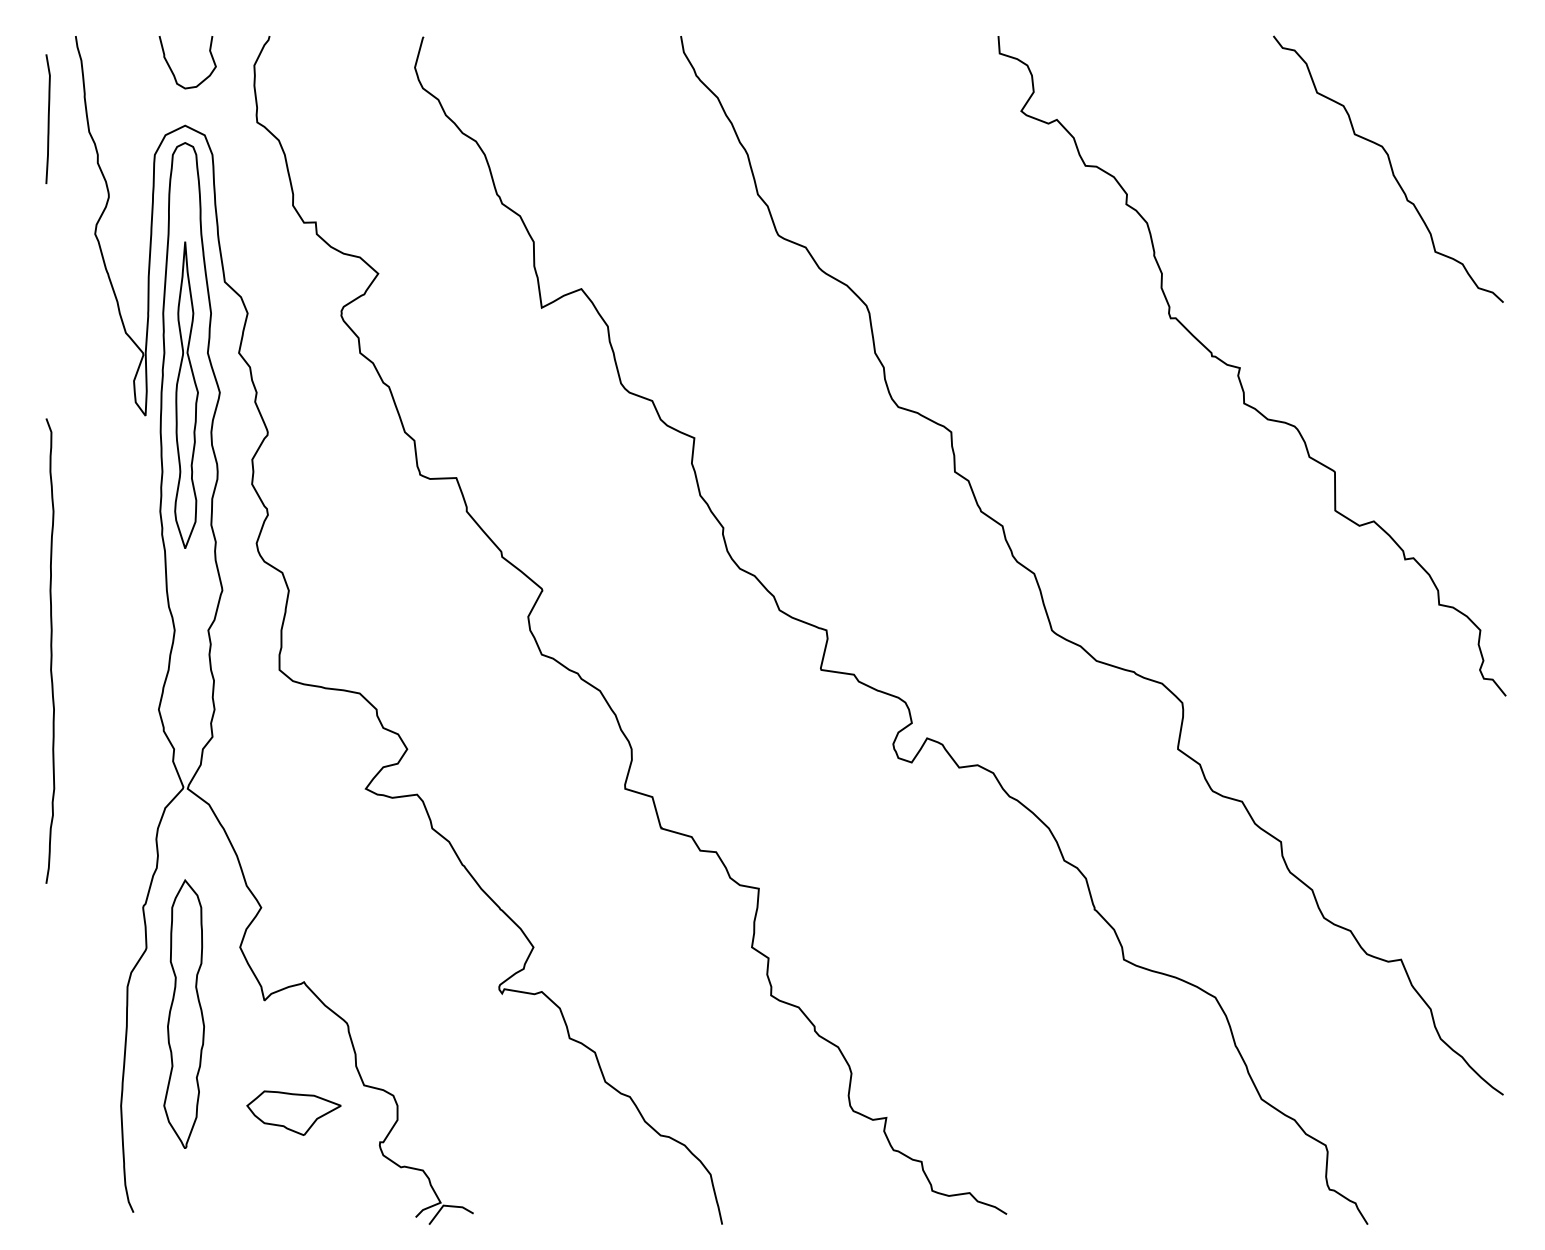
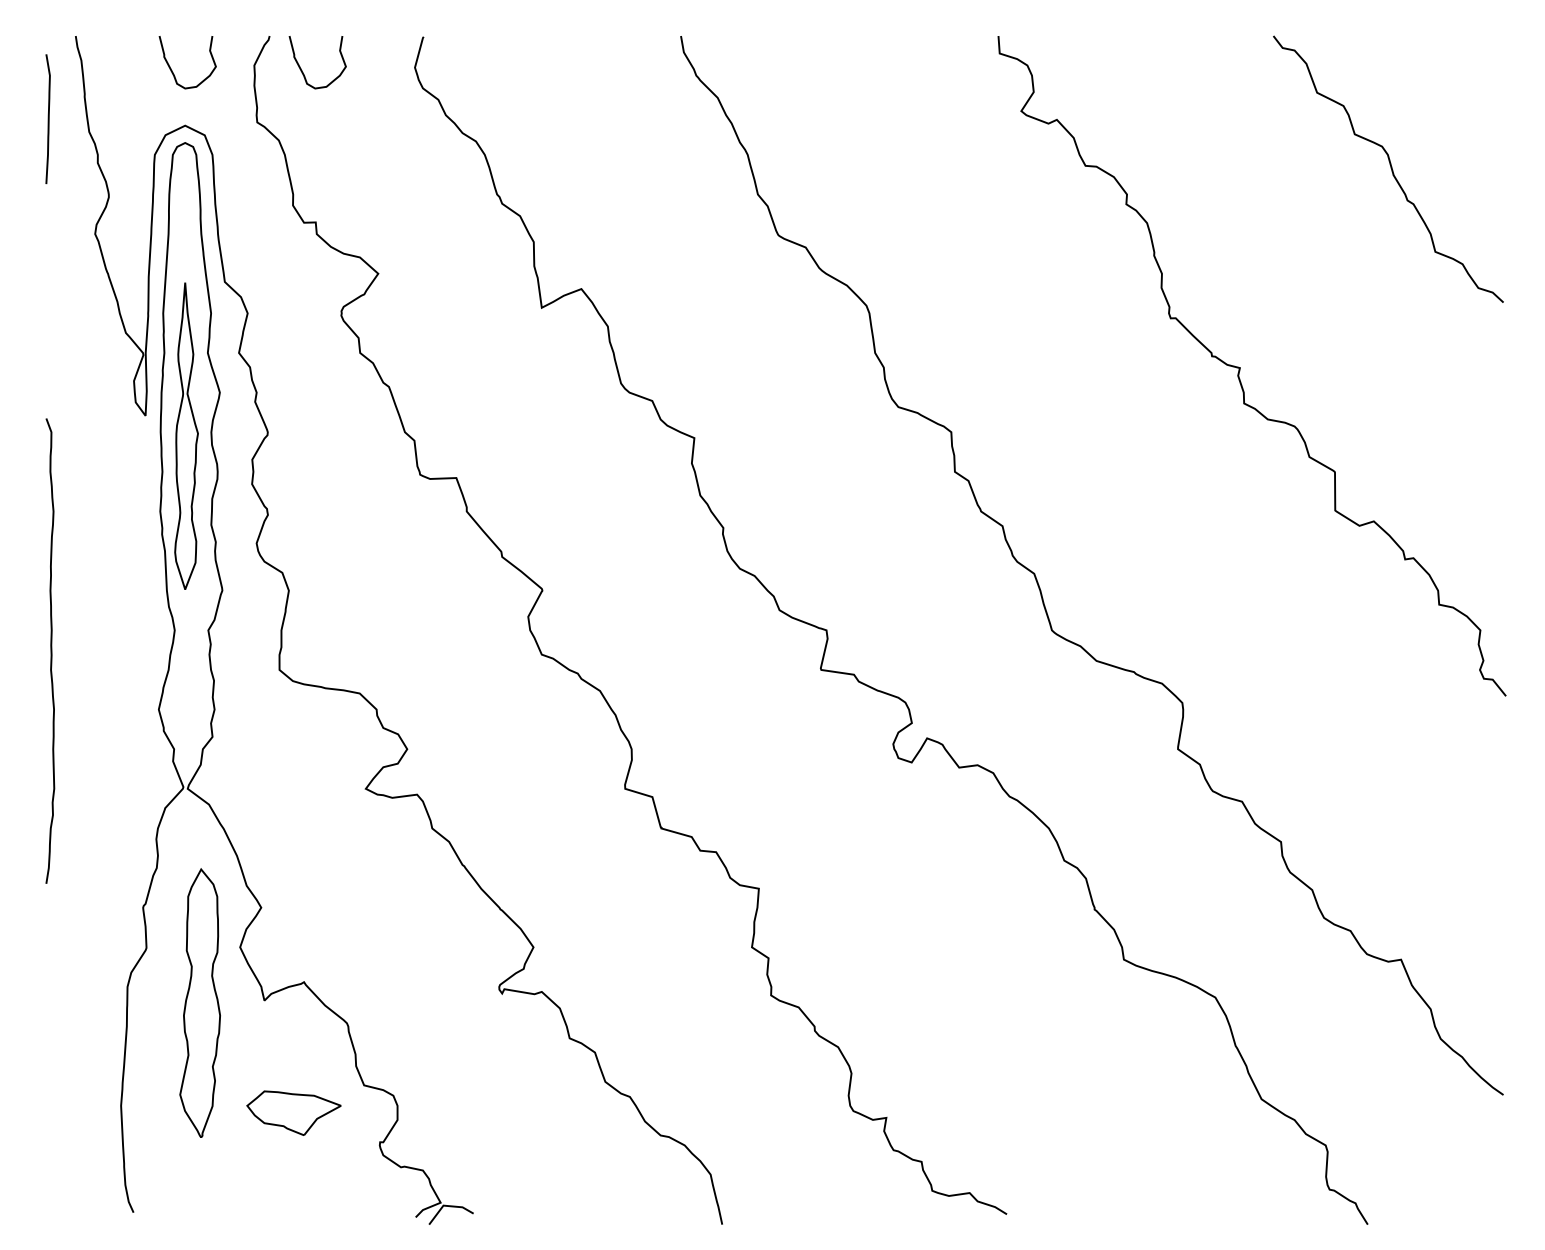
curve: none -> present (302, 70)
part position: (186, 394) -> (186, 435) (186, 435)
part position: (183, 1013) -> (199, 1002) (199, 1002)
